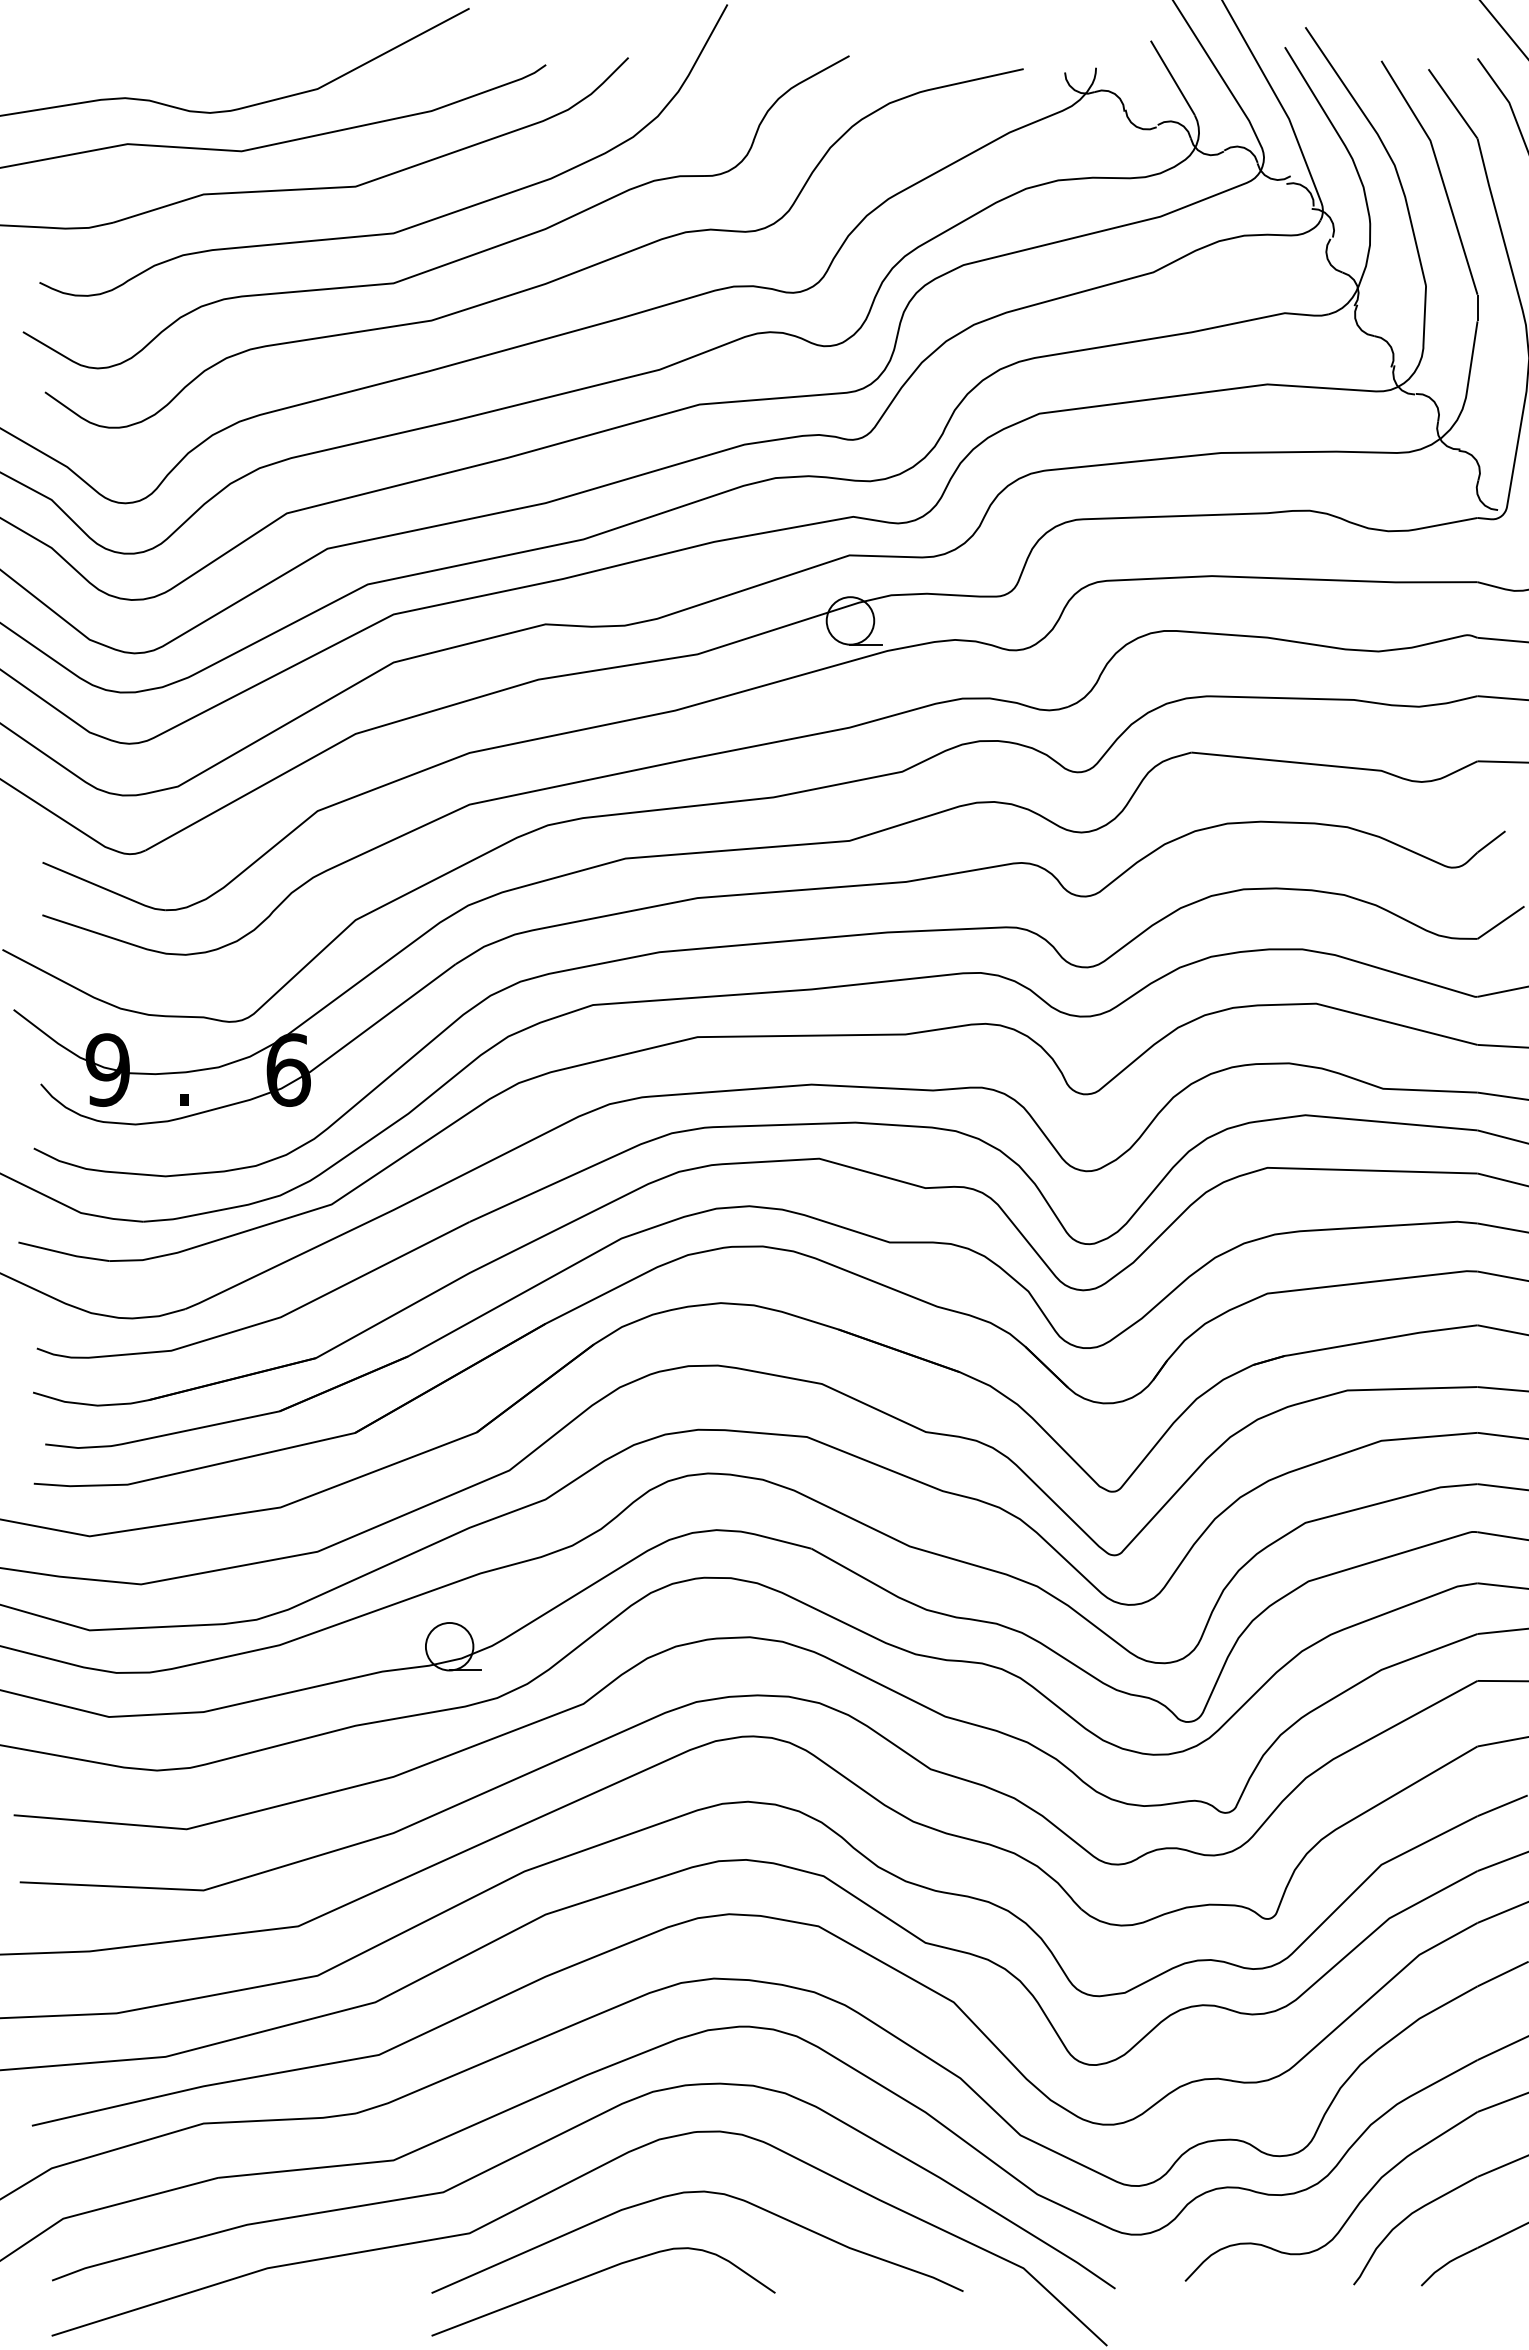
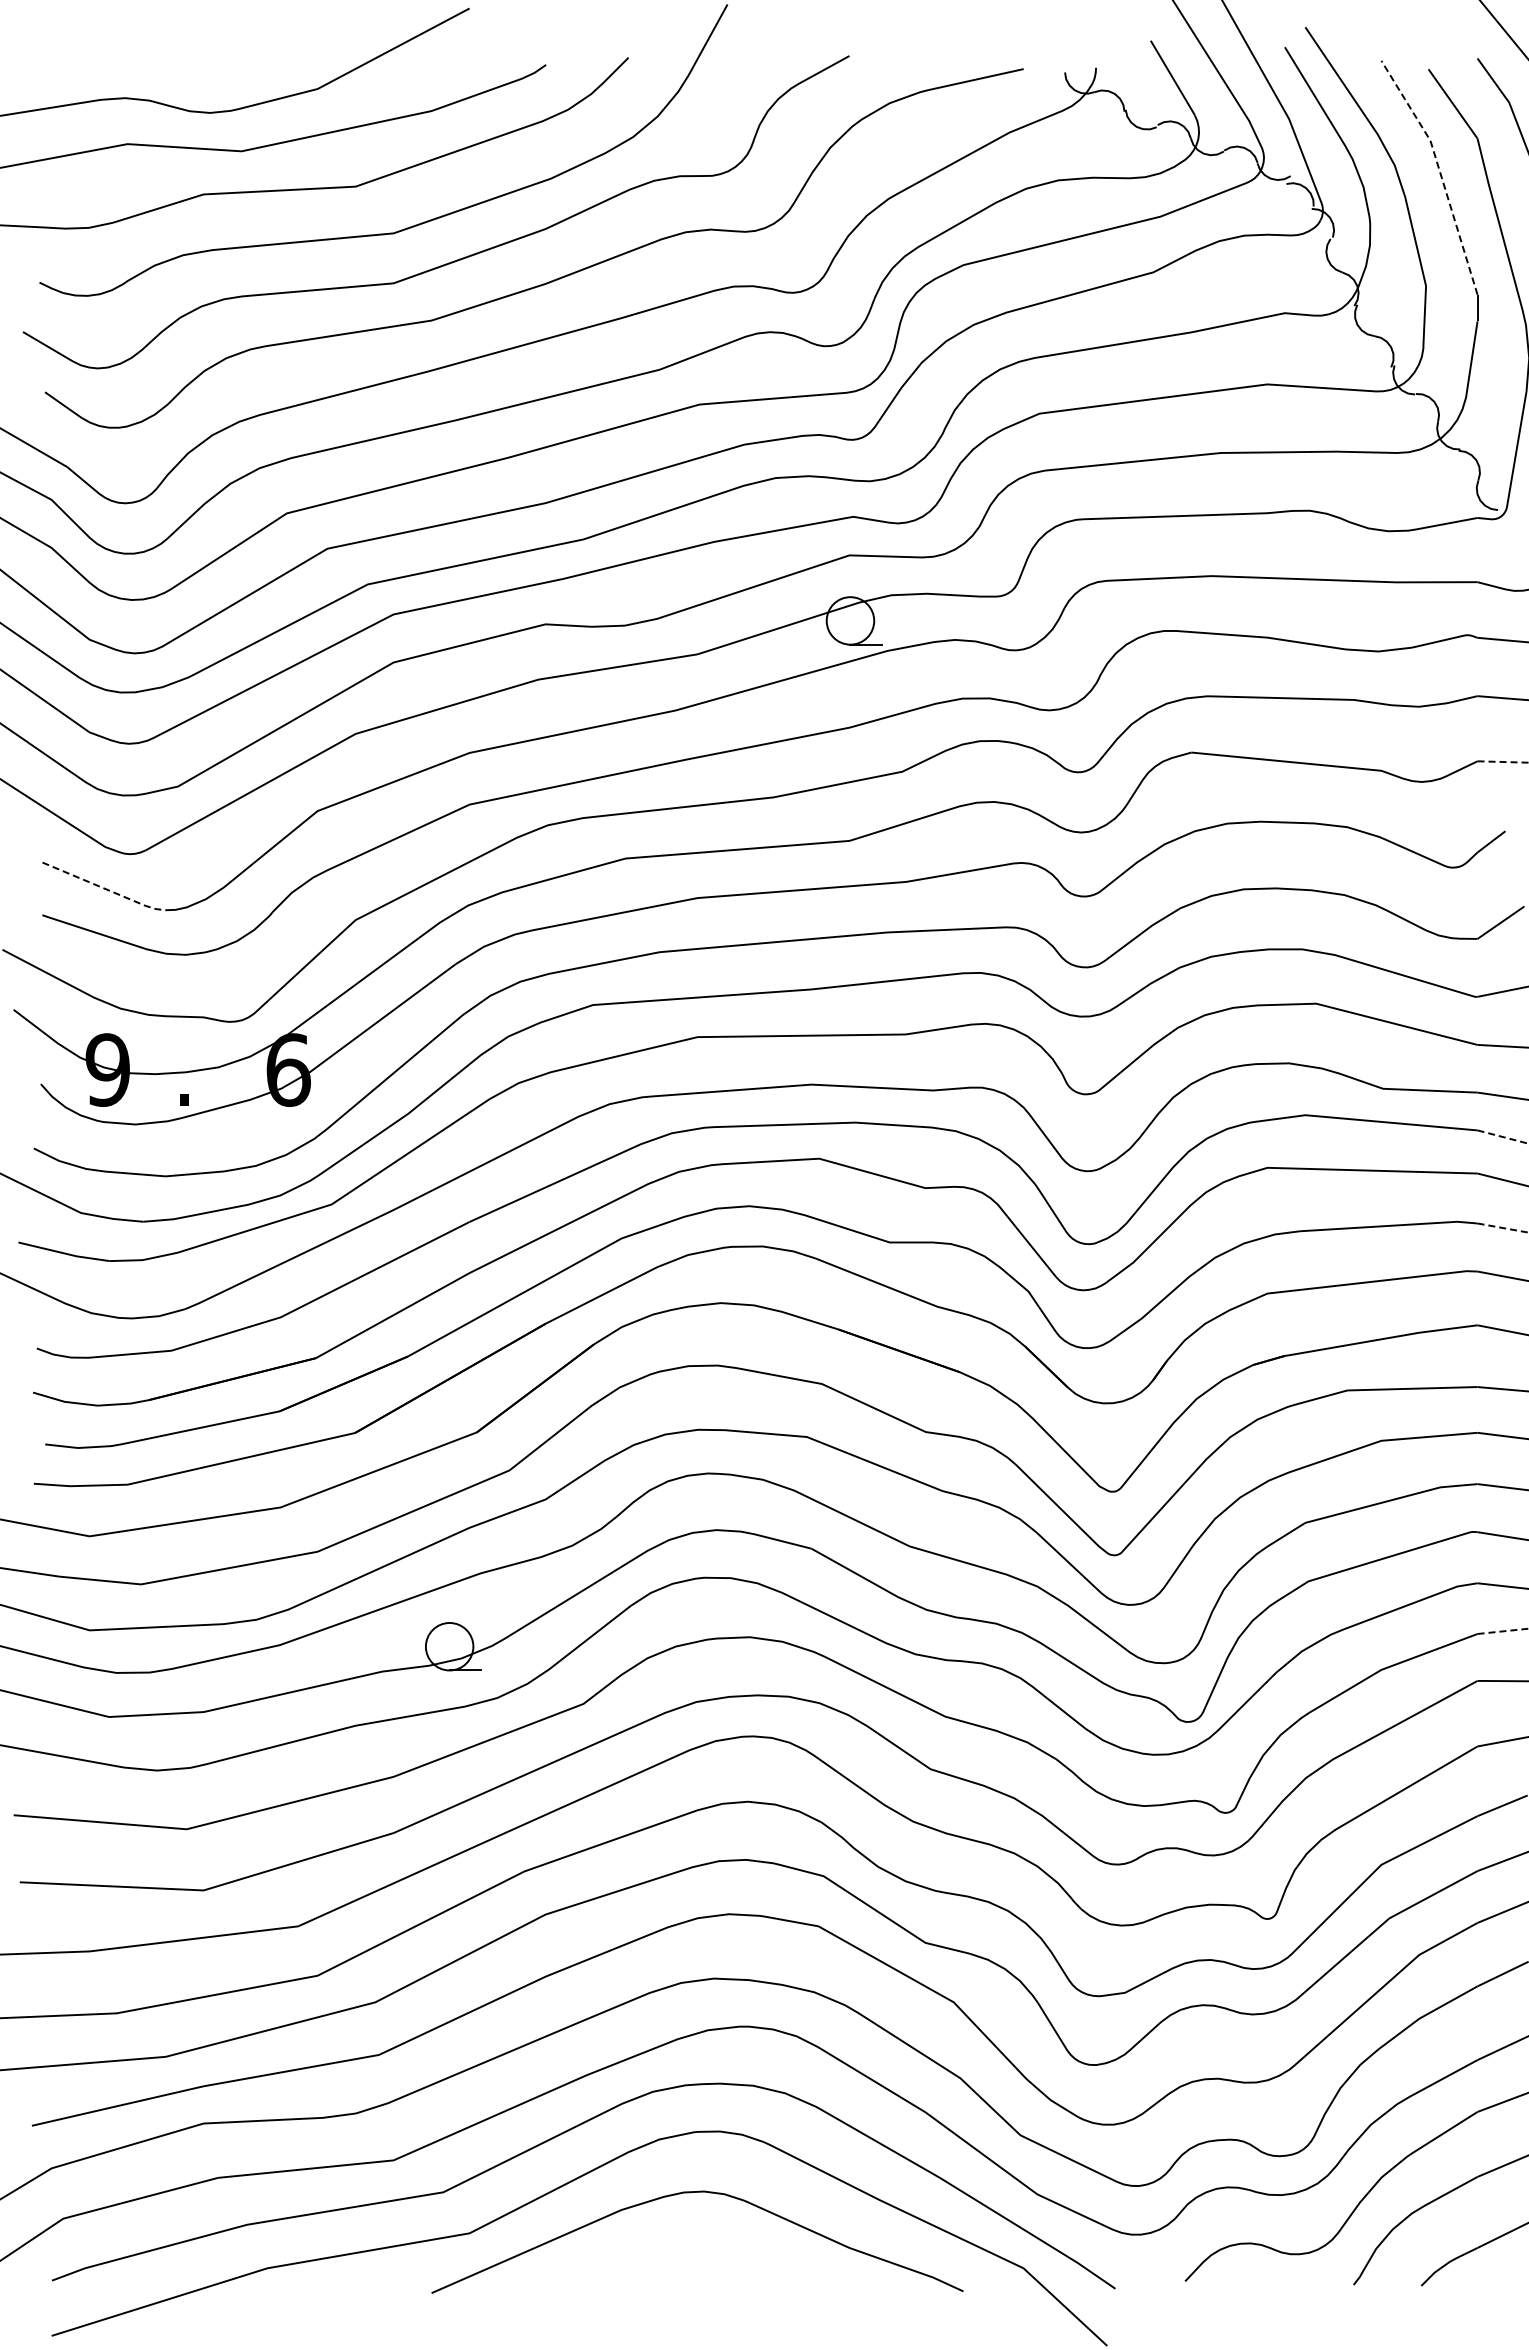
line: solid -> dashed (1440, 172)
line: solid -> dashed (1503, 762)
line: solid -> dashed (104, 888)
line: solid -> dashed (1503, 1137)
line: solid -> dashed (1503, 1228)
line: solid -> dashed (1503, 1631)
curve: present -> none (598, 2273)
